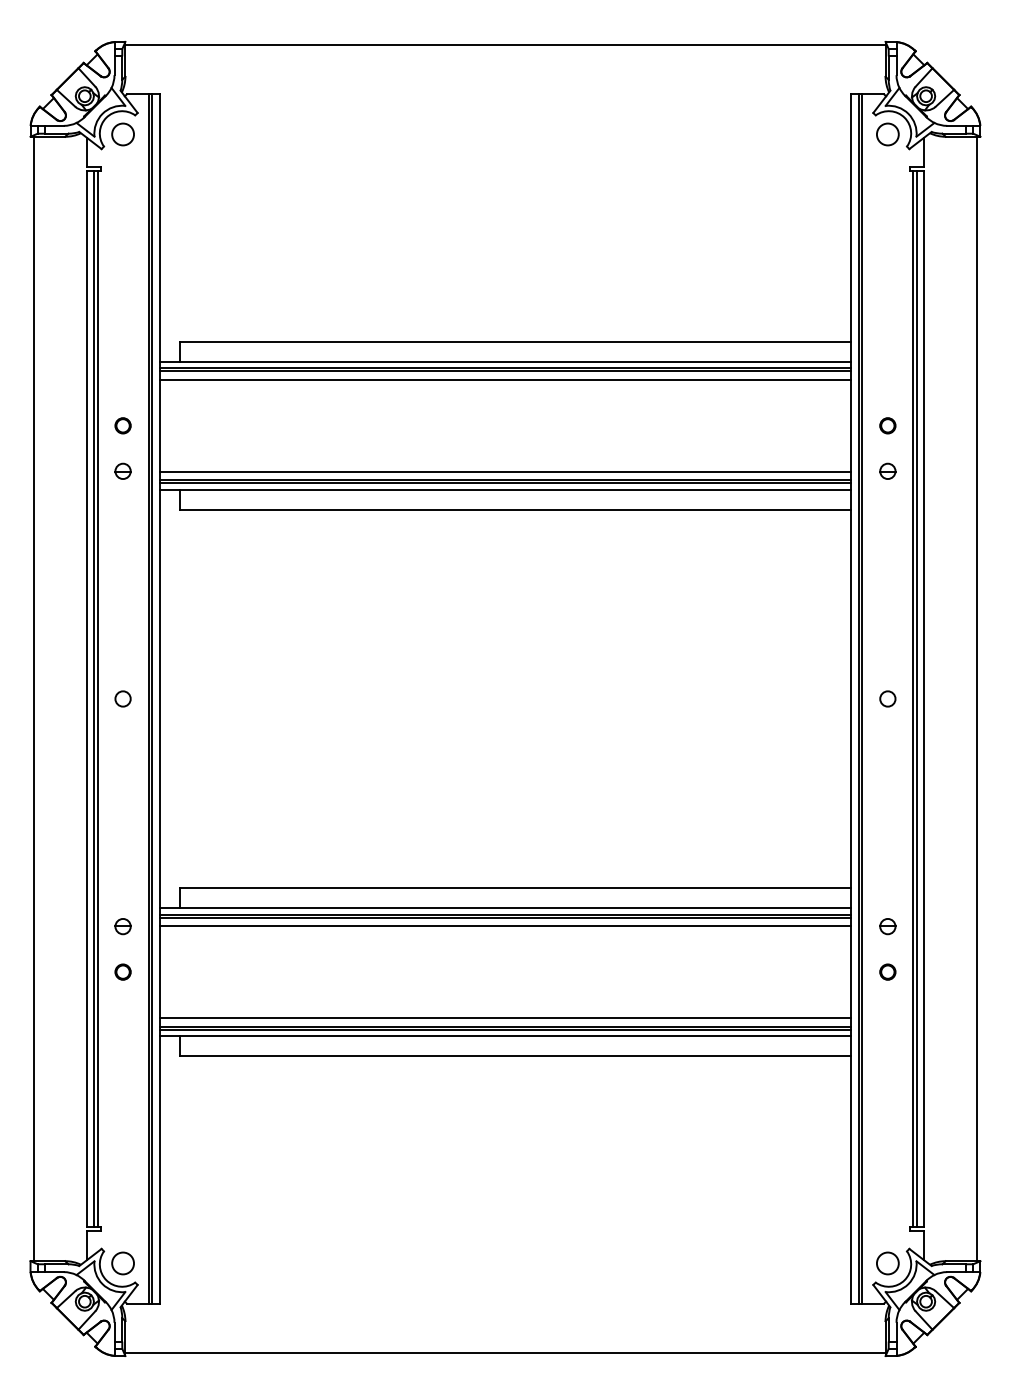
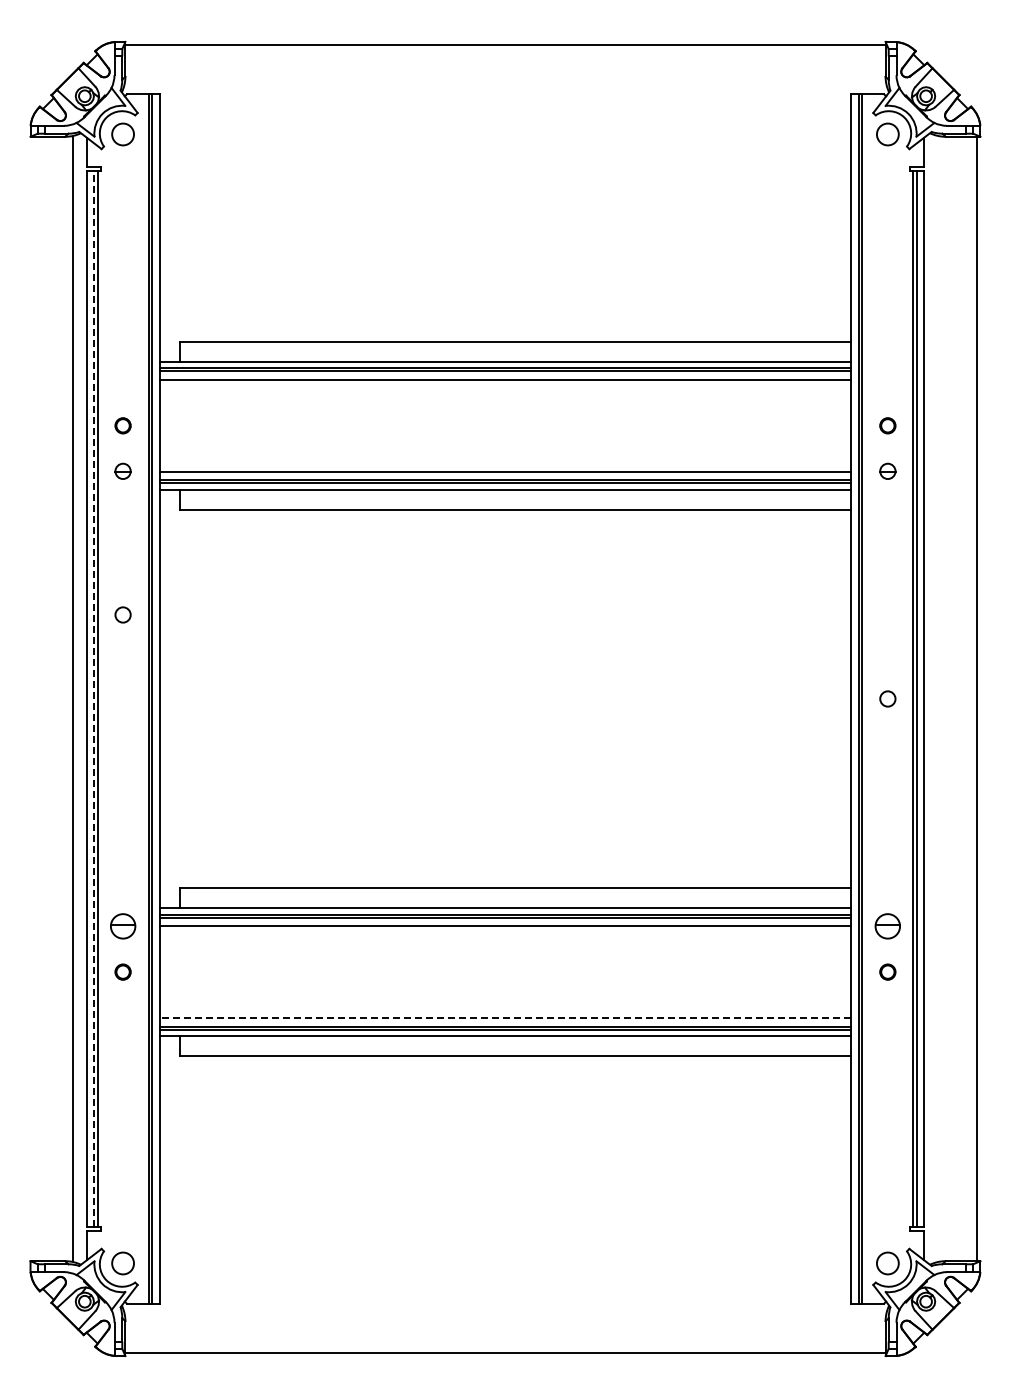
line position: (33, 698) -> (72, 698) (72, 698)
line: solid -> dashed (93, 698)
circle position: (122, 698) -> (122, 614) (122, 614)
part size: 18x18 px -> 27x27 px (123, 926)
part size: 18x18 px -> 27x27 px (887, 926)
line: solid -> dashed (505, 1018)
